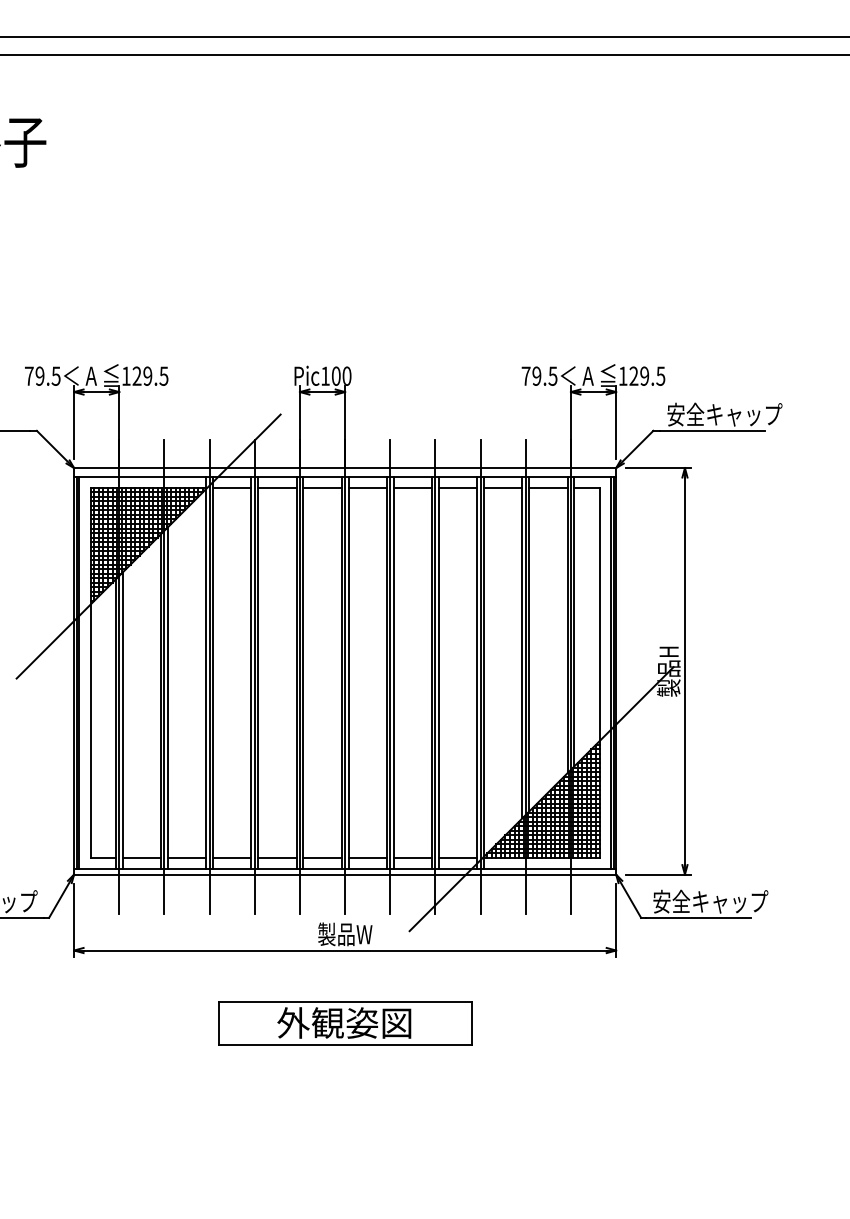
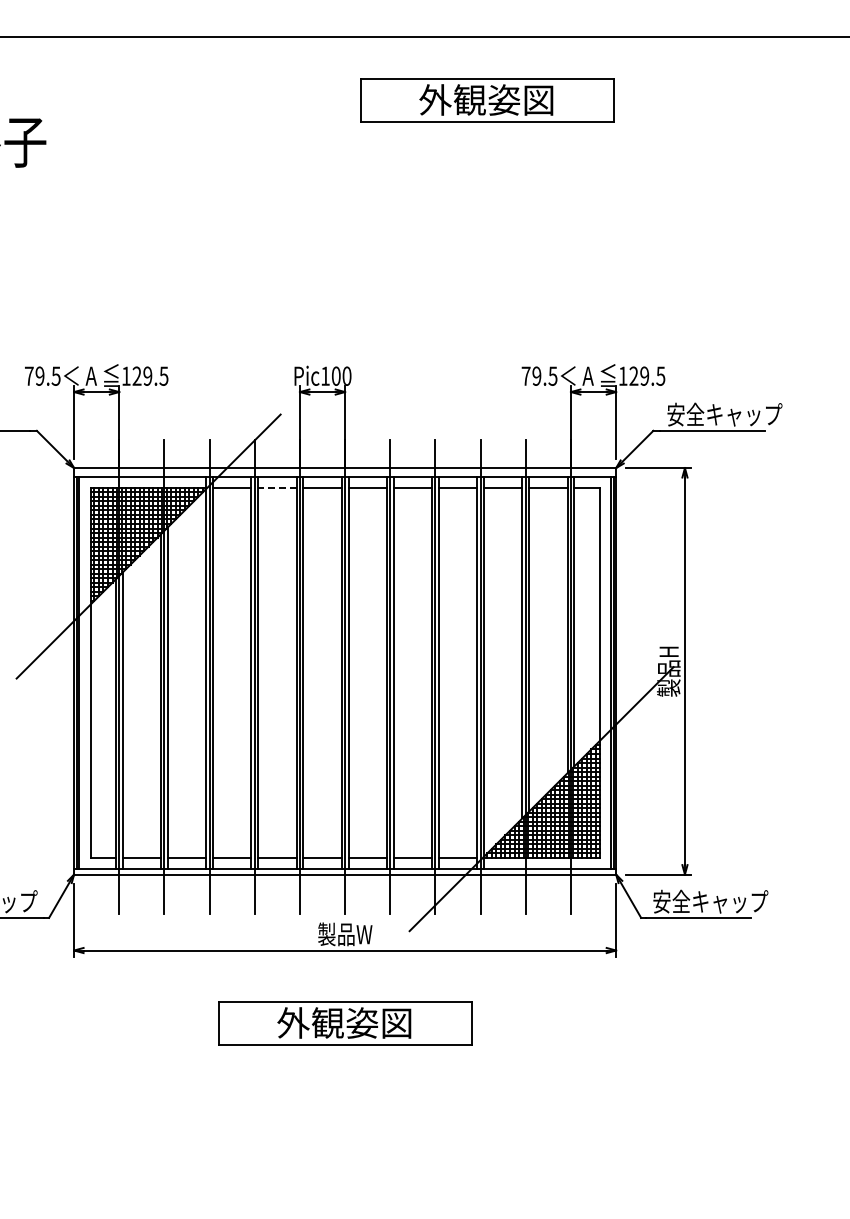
line: present -> none (424, 55)
part: none -> present (487, 100)
line: solid -> dashed (276, 487)
